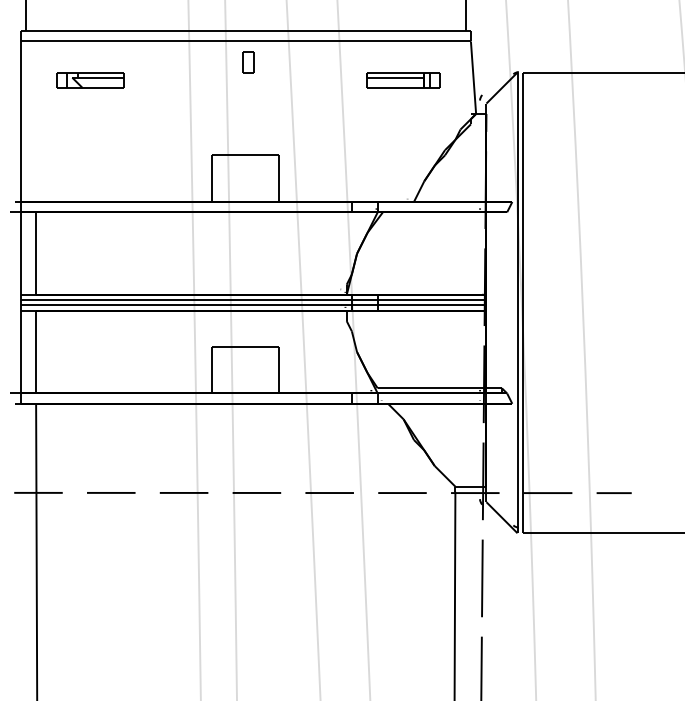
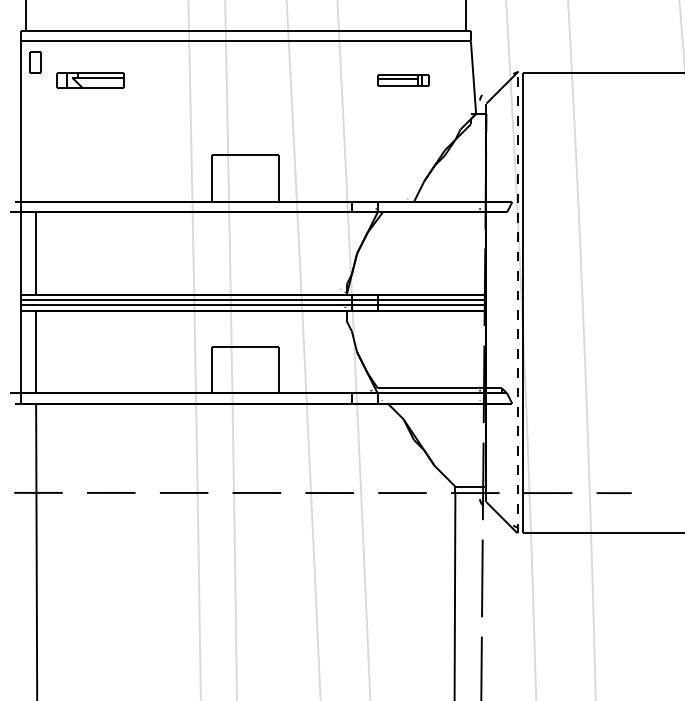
part position: (248, 62) -> (35, 62) (35, 62)
part size: 75x17 px -> 53x13 px (403, 80)
line: solid -> dashed (517, 302)
